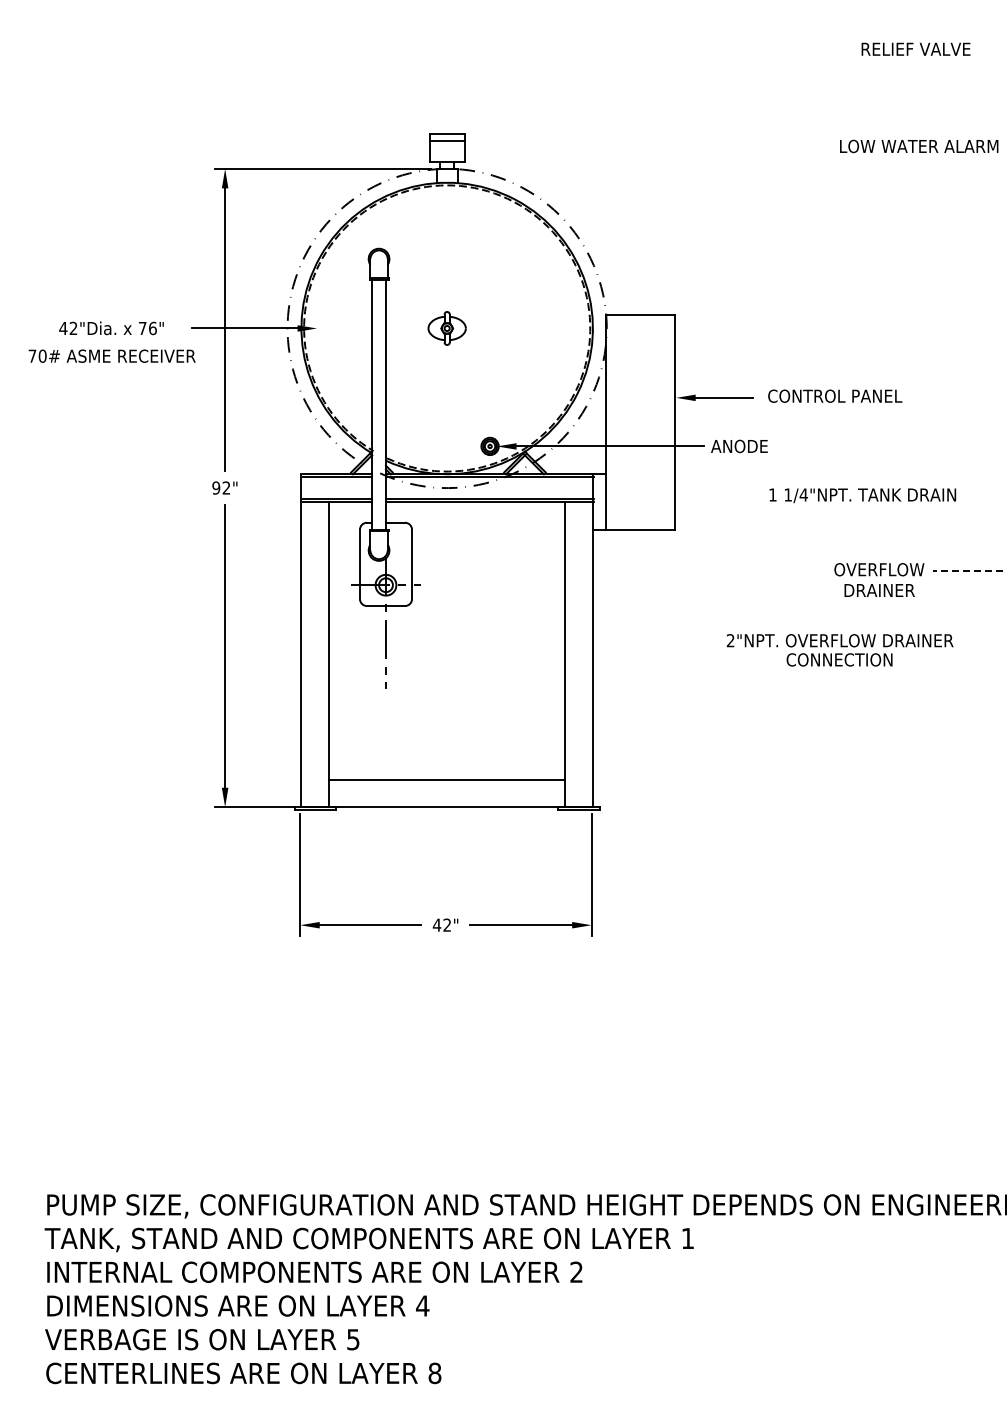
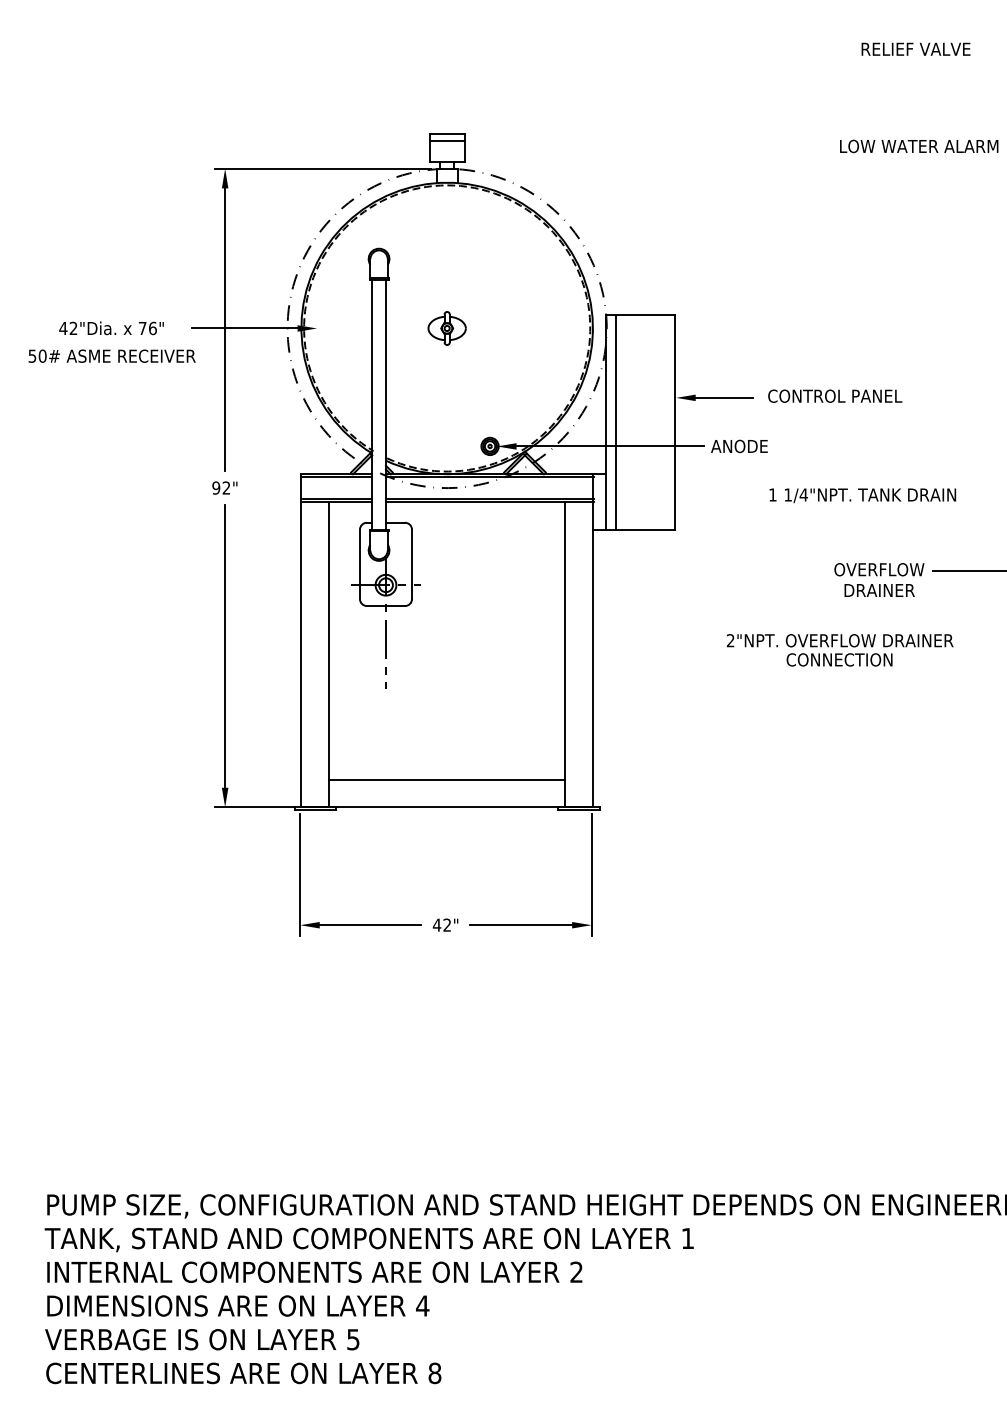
text: 70# -> 50# (32, 355)
line: none -> present (615, 421)
line: dashed -> solid (969, 571)
